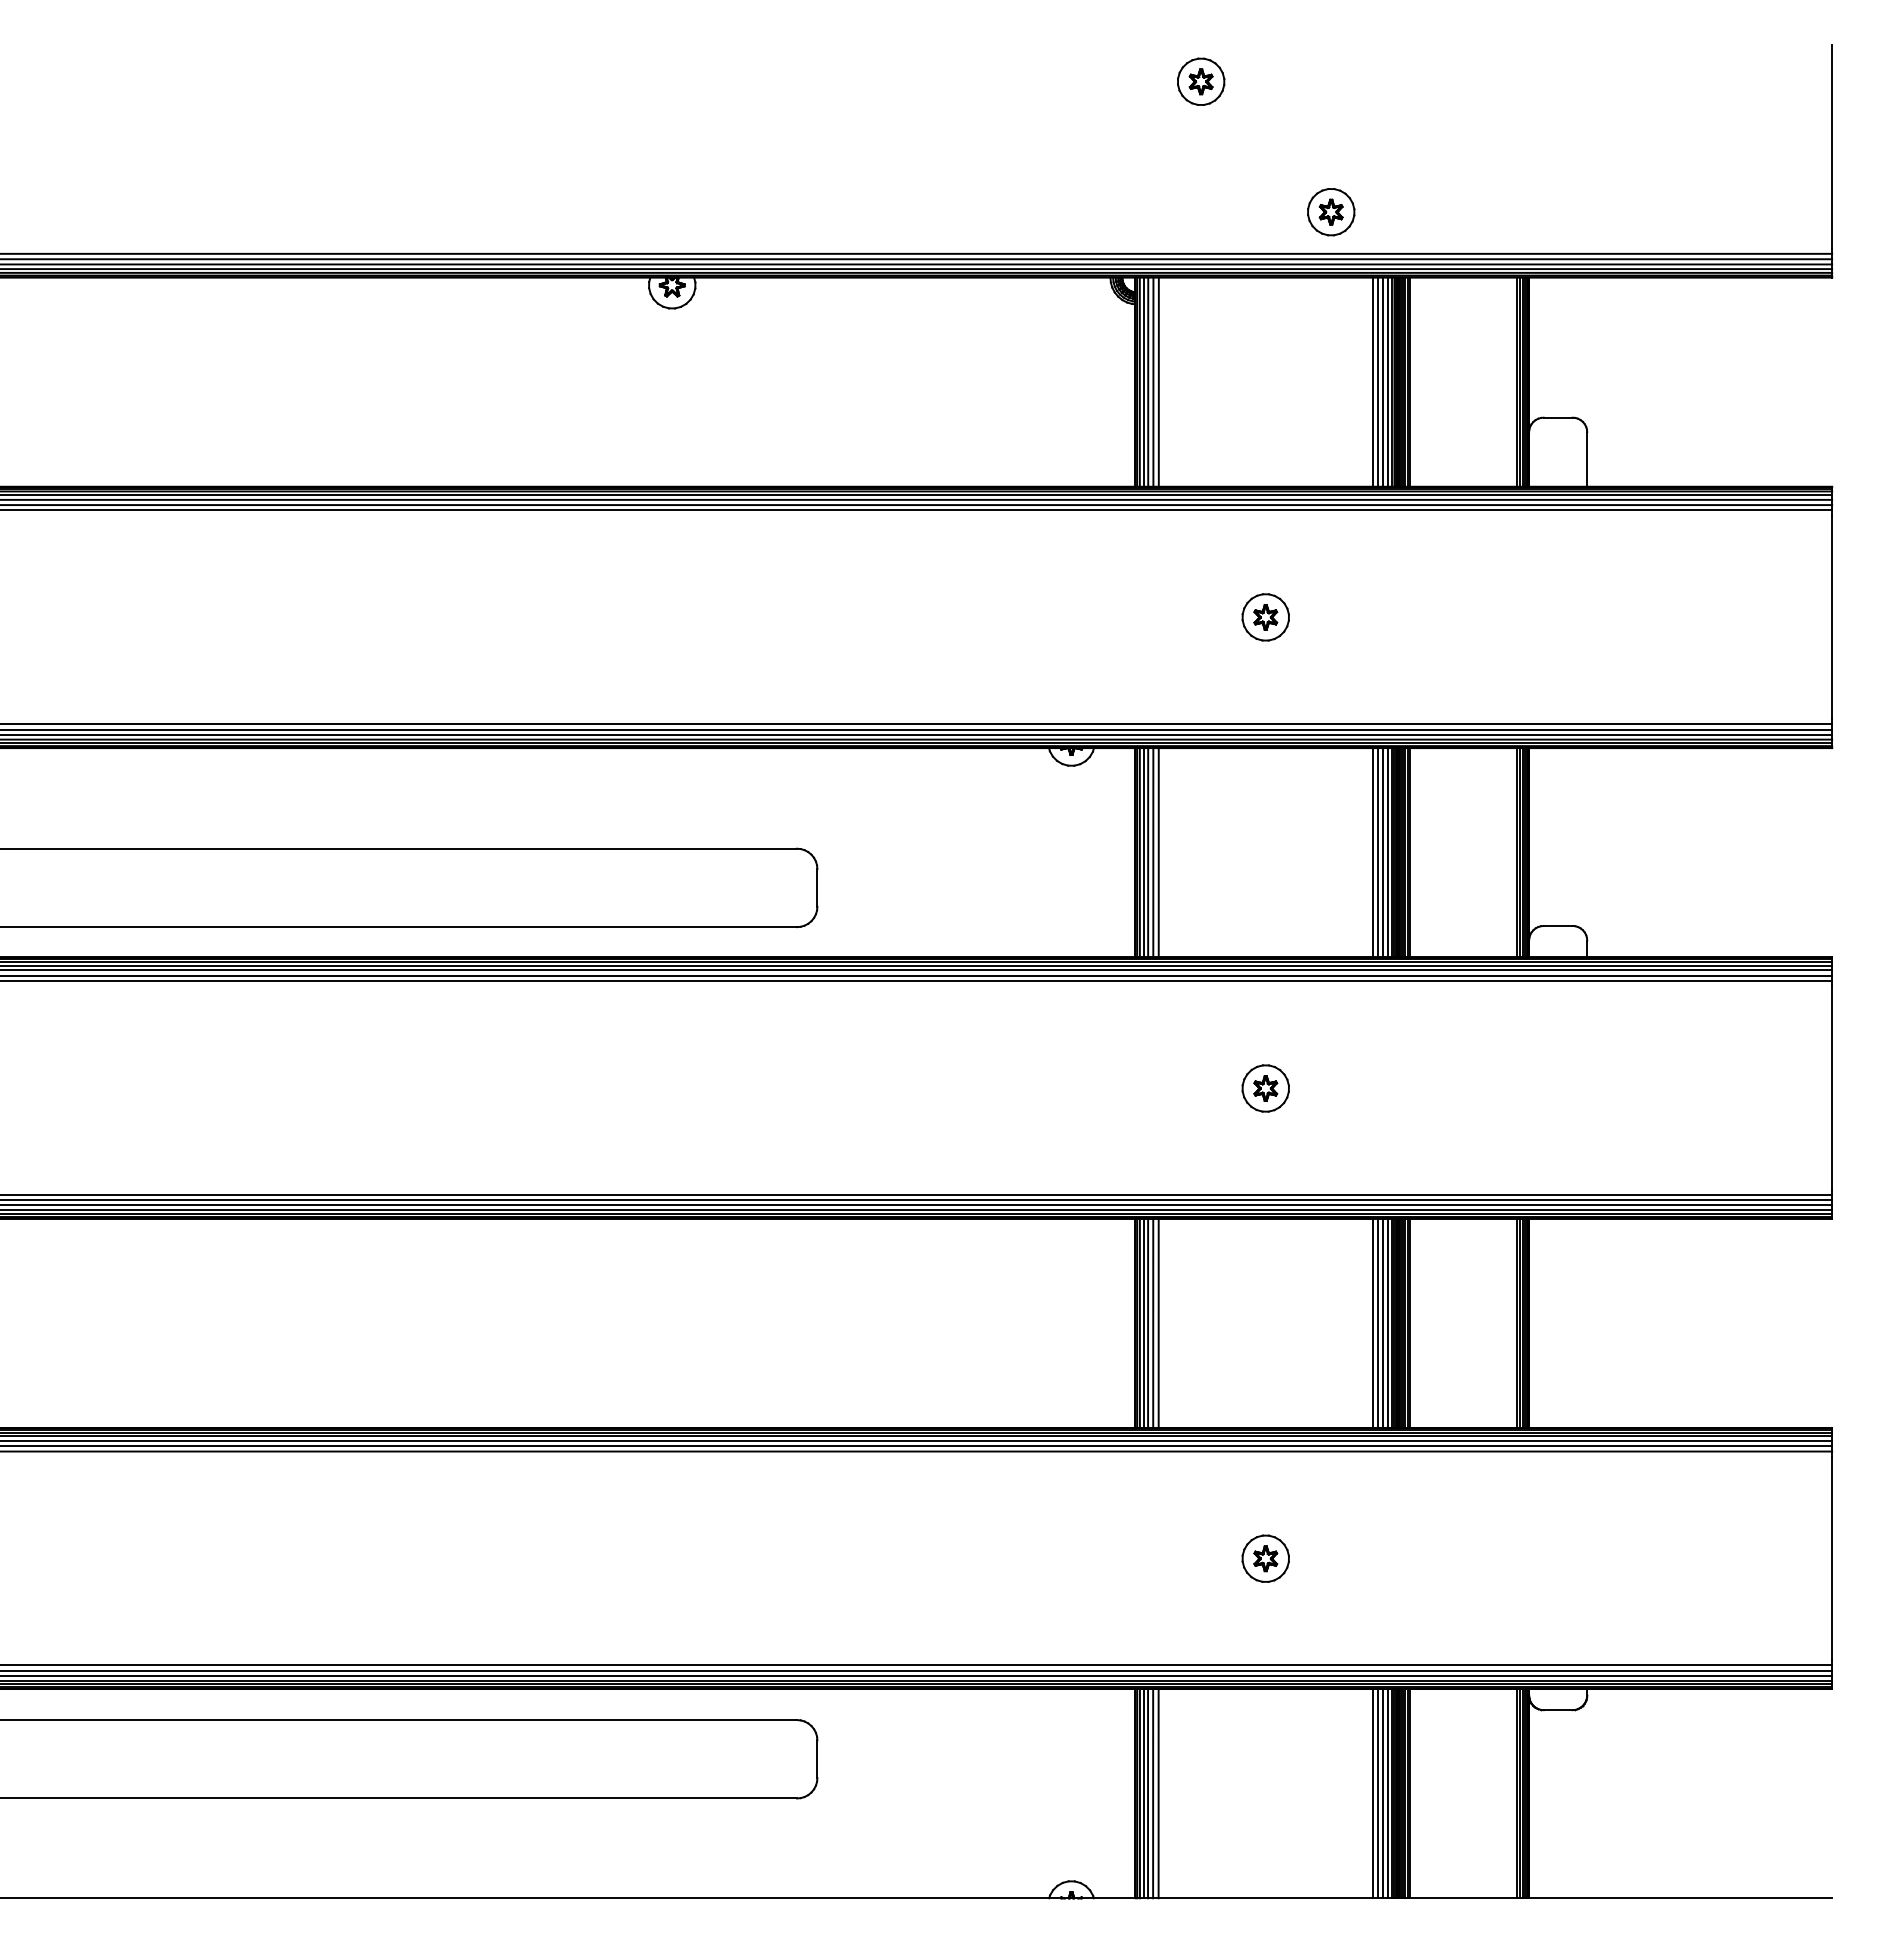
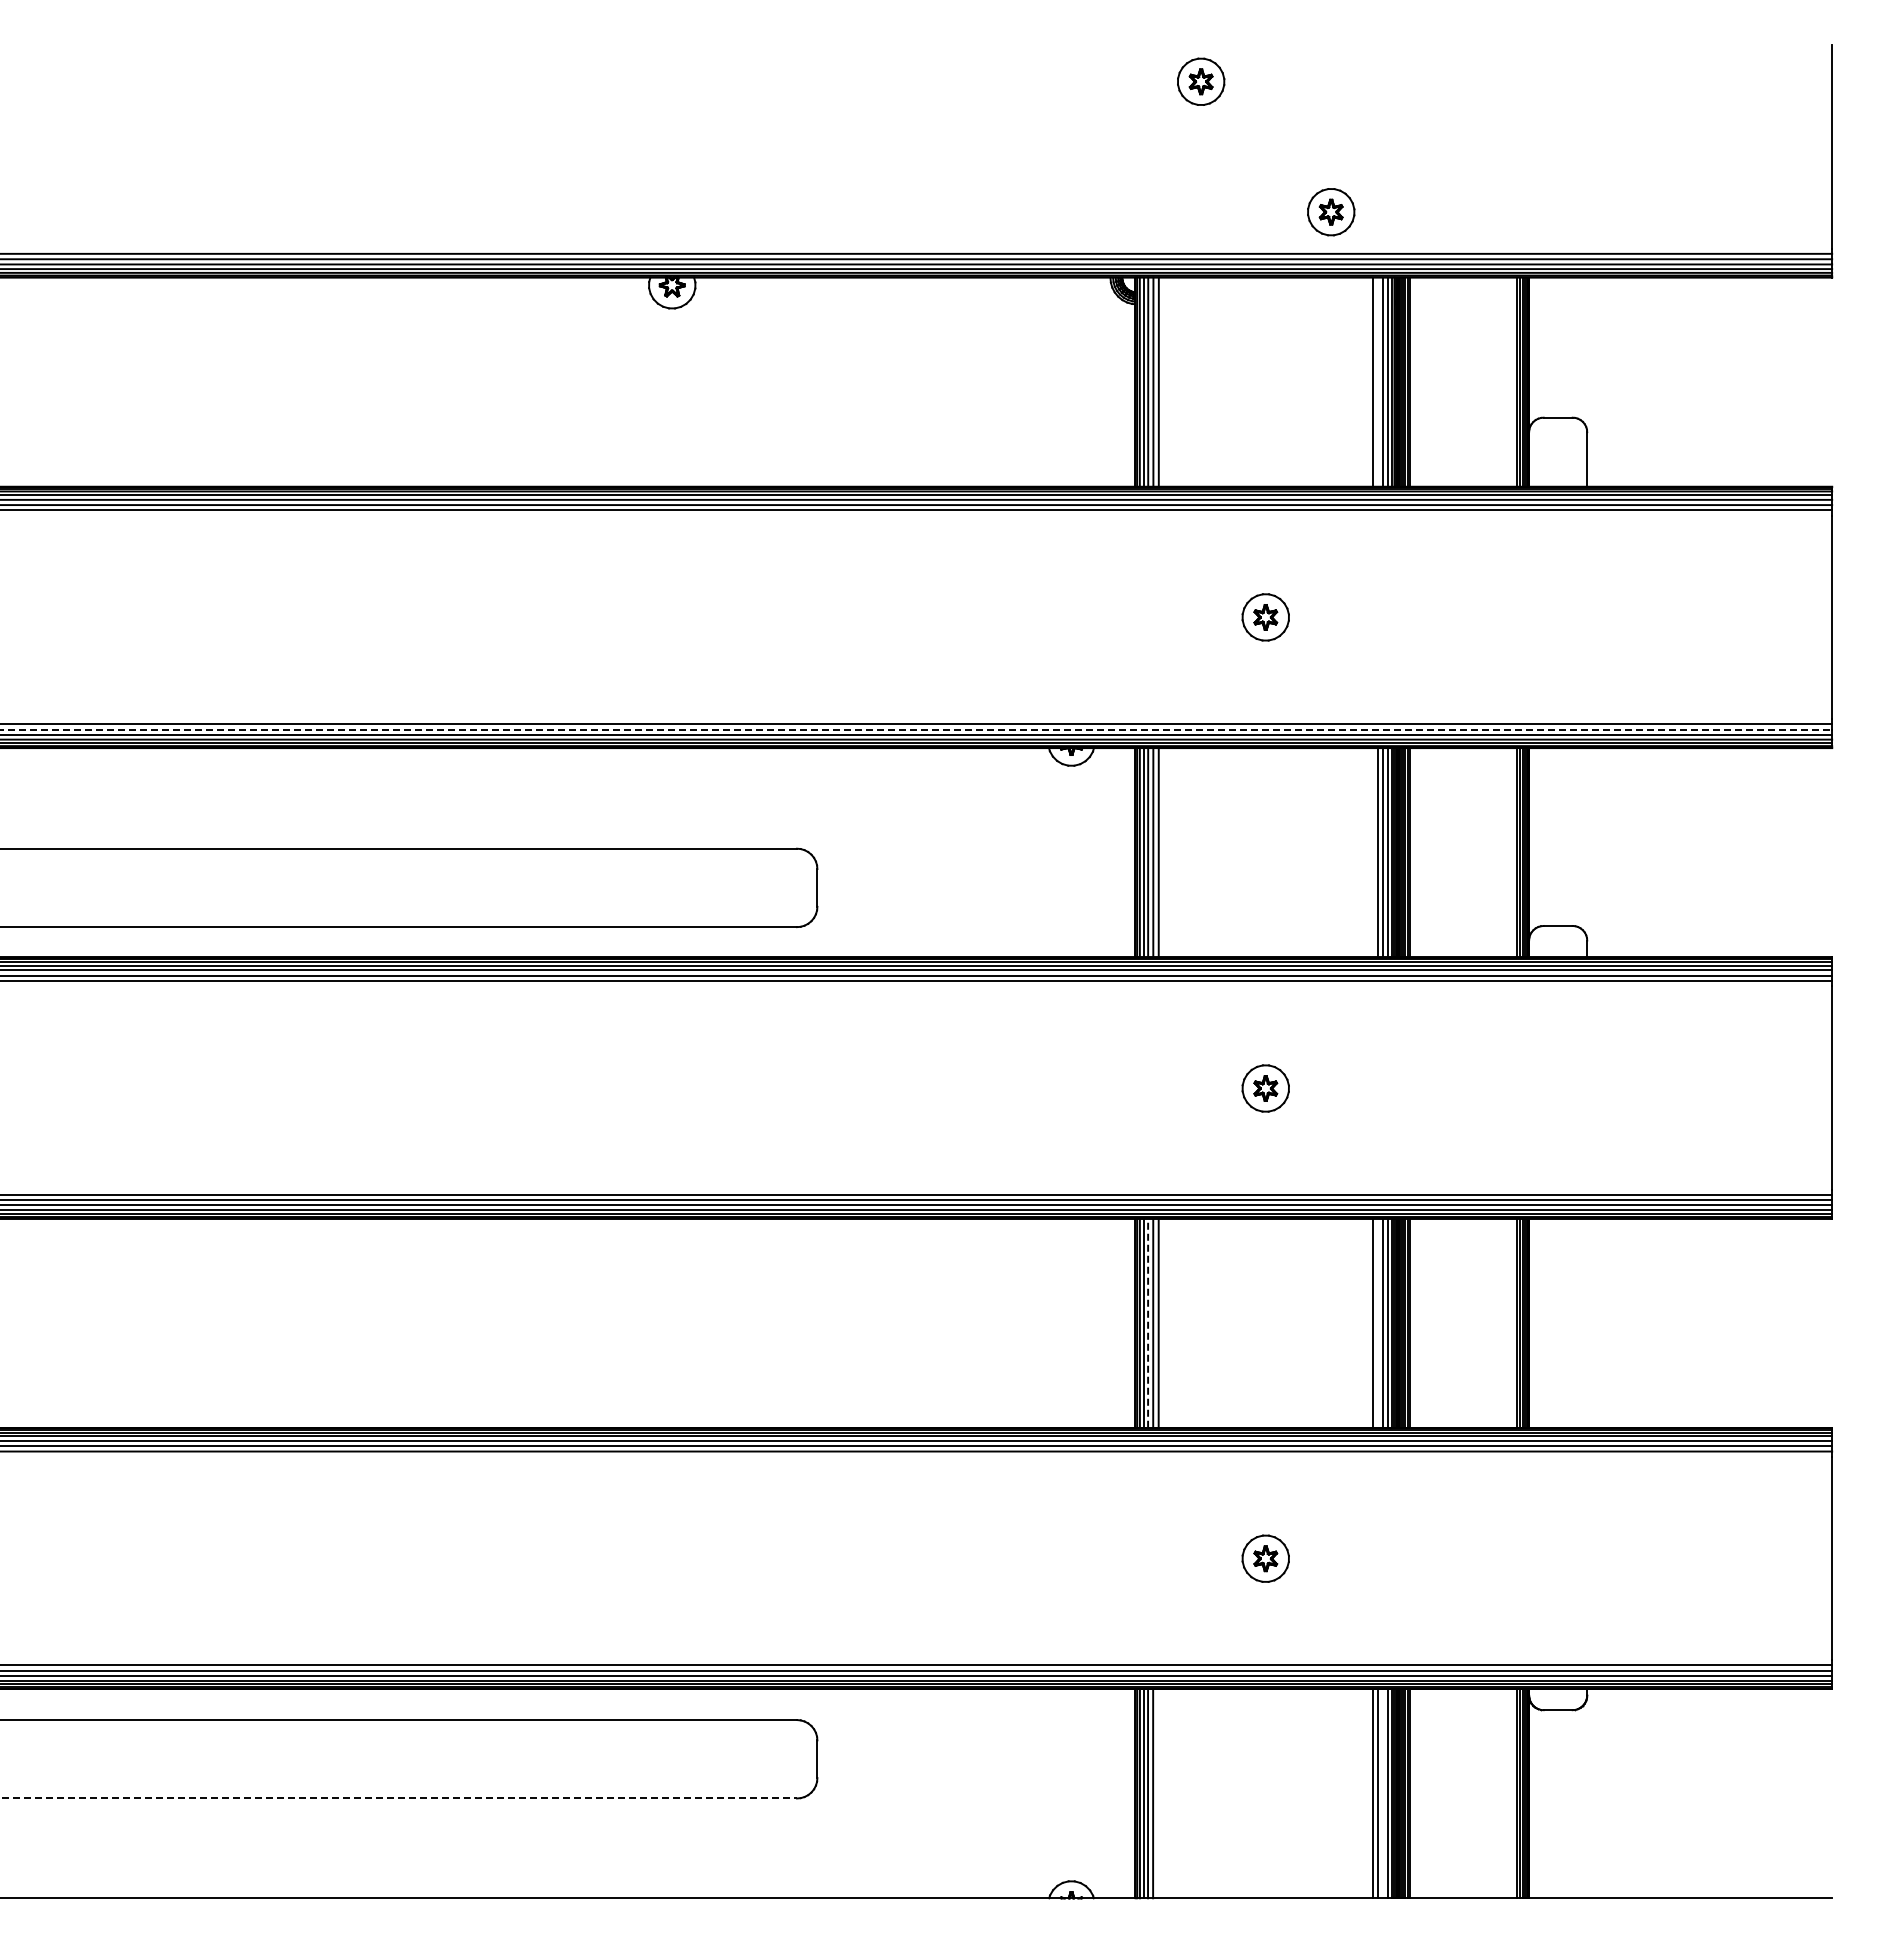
line: present -> none (1378, 381)
line: solid -> dashed (916, 729)
line: present -> none (1372, 852)
line: present -> none (1378, 1322)
line: solid -> dashed (1148, 1323)
line: present -> none (1158, 1793)
line: present -> none (1383, 1793)
line: solid -> dashed (399, 1798)
